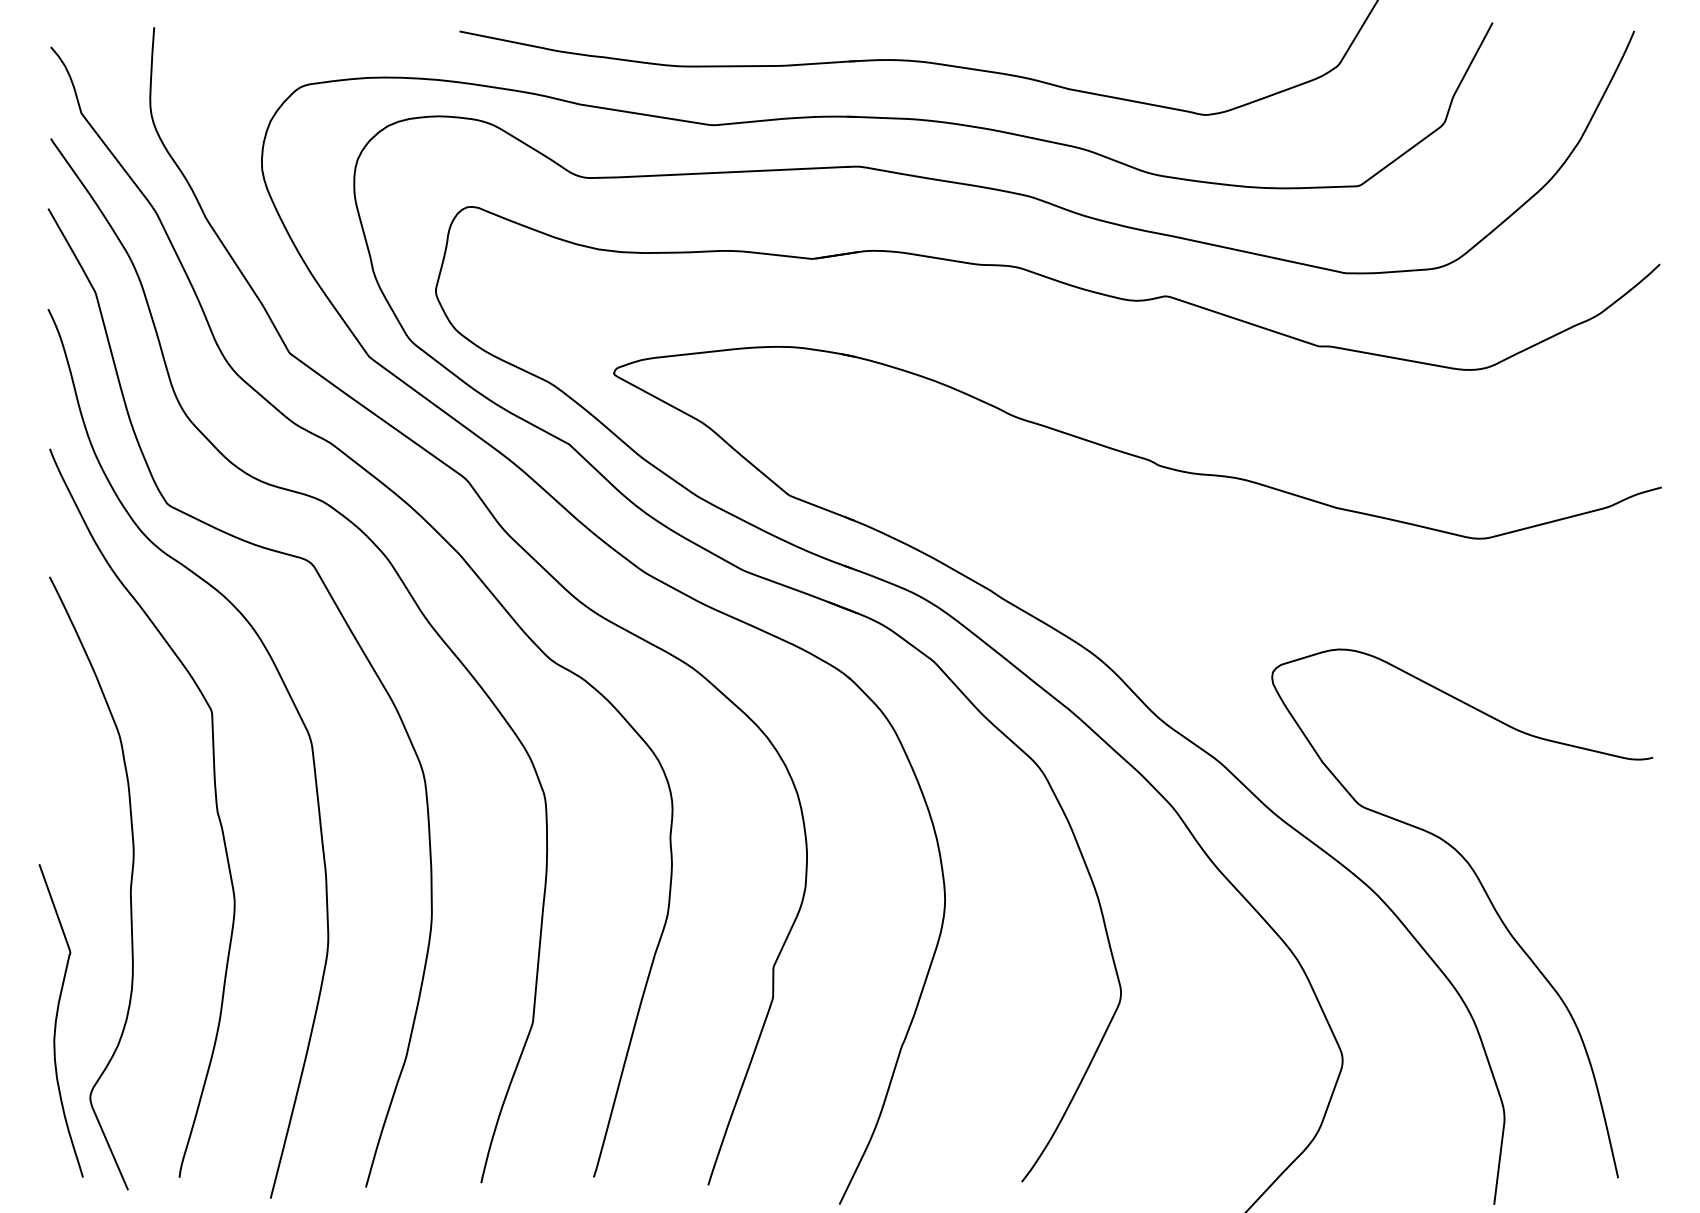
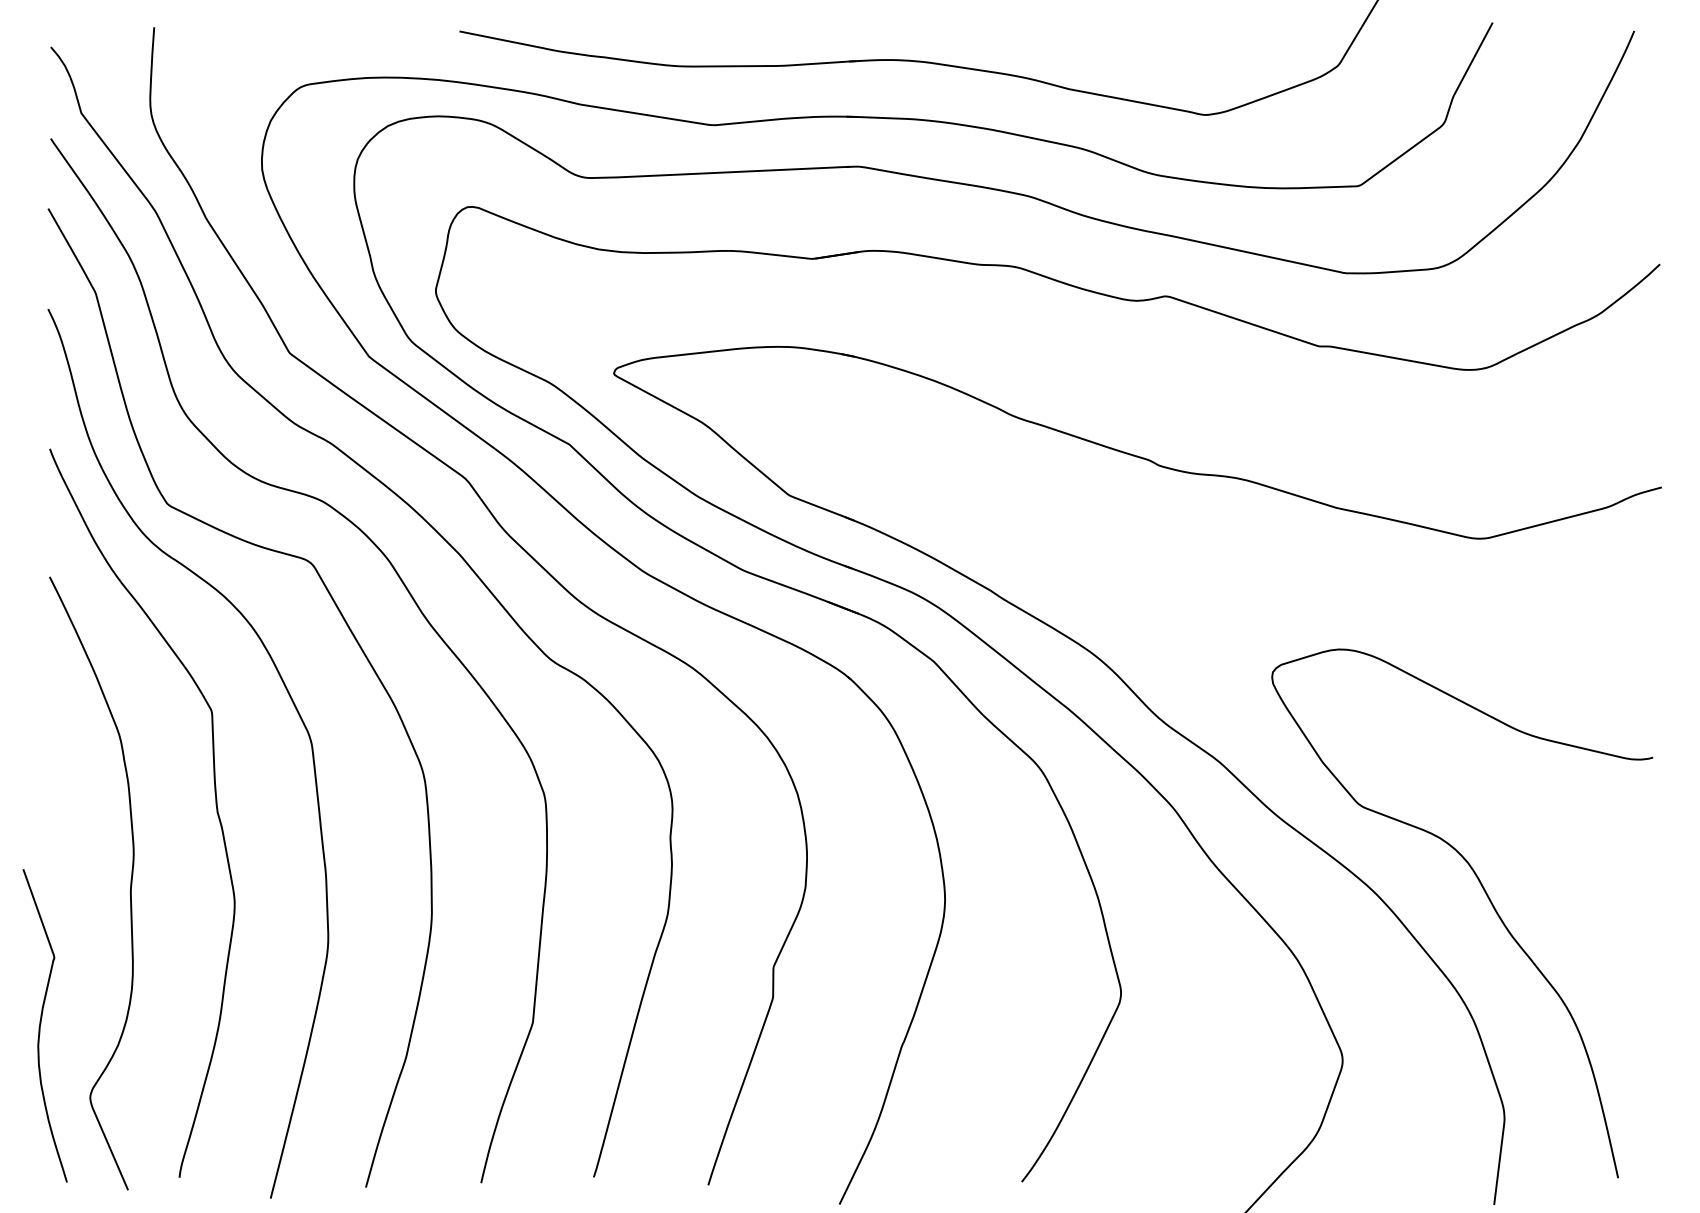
curve position: (57, 1019) -> (41, 1024) (41, 1024)
